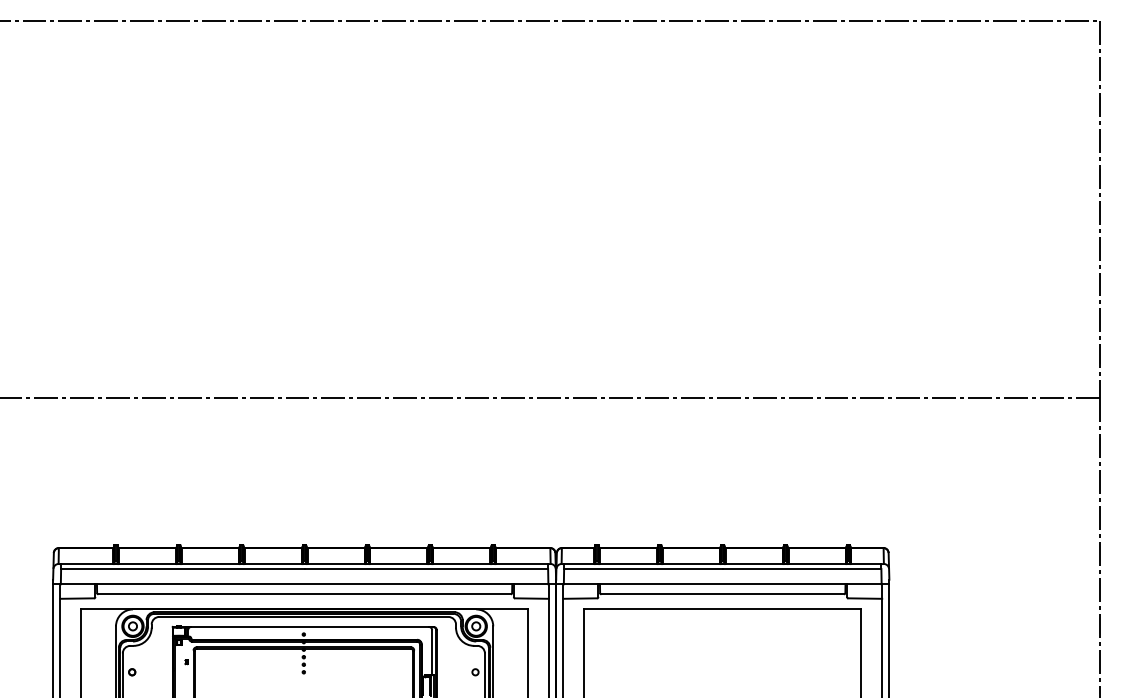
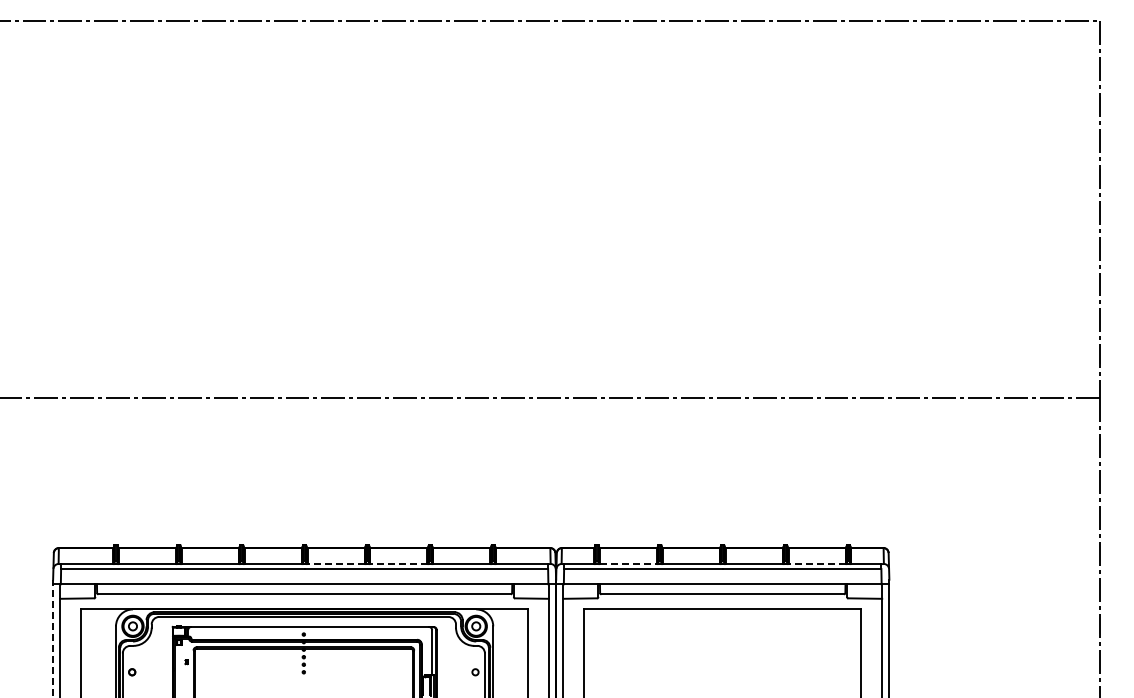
line: solid -> dashed (336, 564)
line: solid -> dashed (398, 564)
line: solid -> dashed (628, 564)
line: solid -> dashed (817, 564)
line: solid -> dashed (53, 638)
